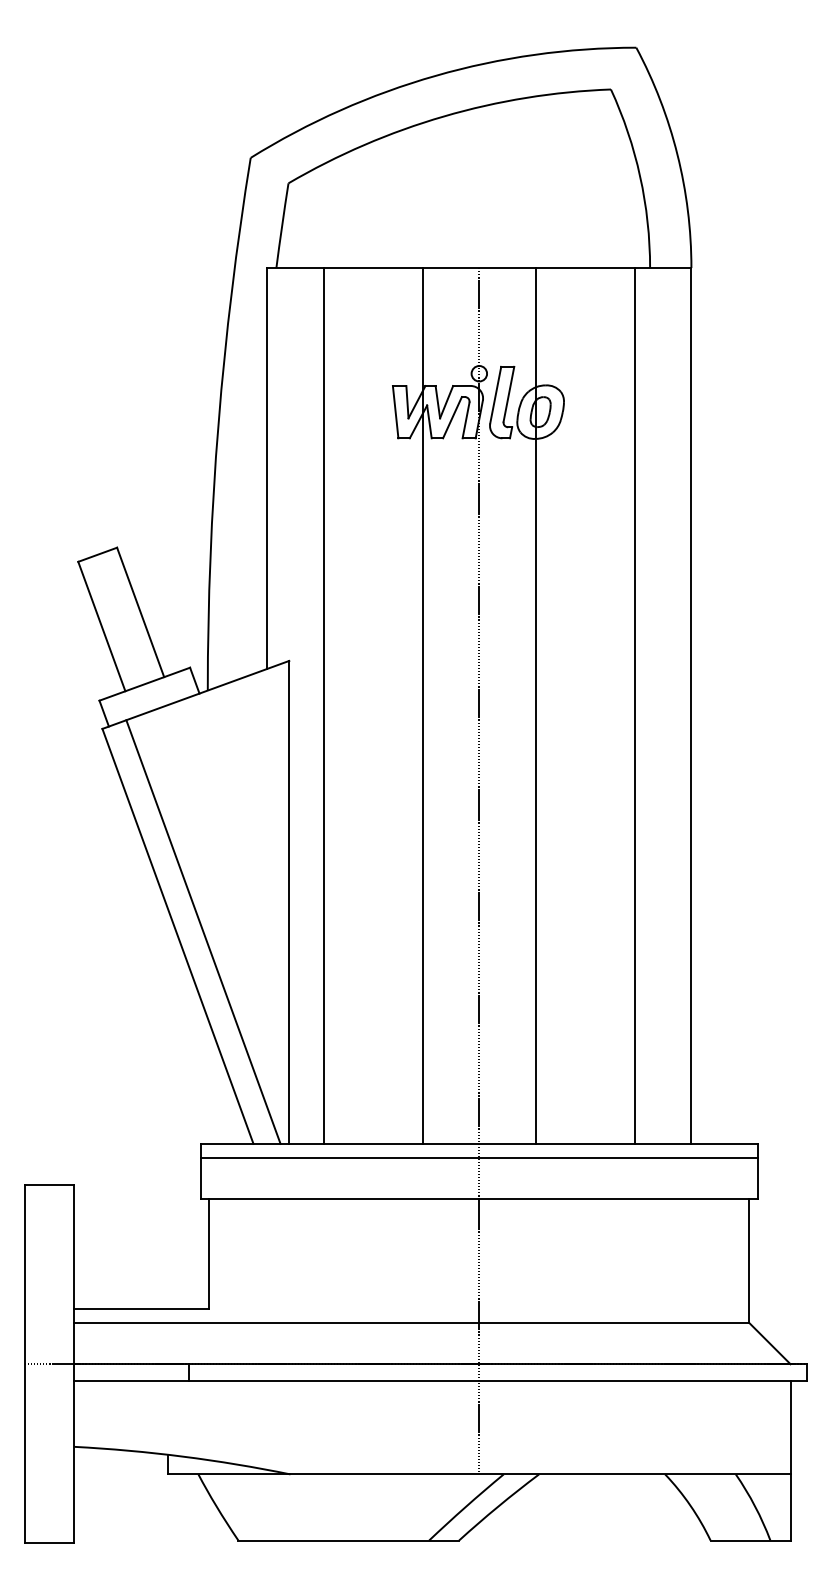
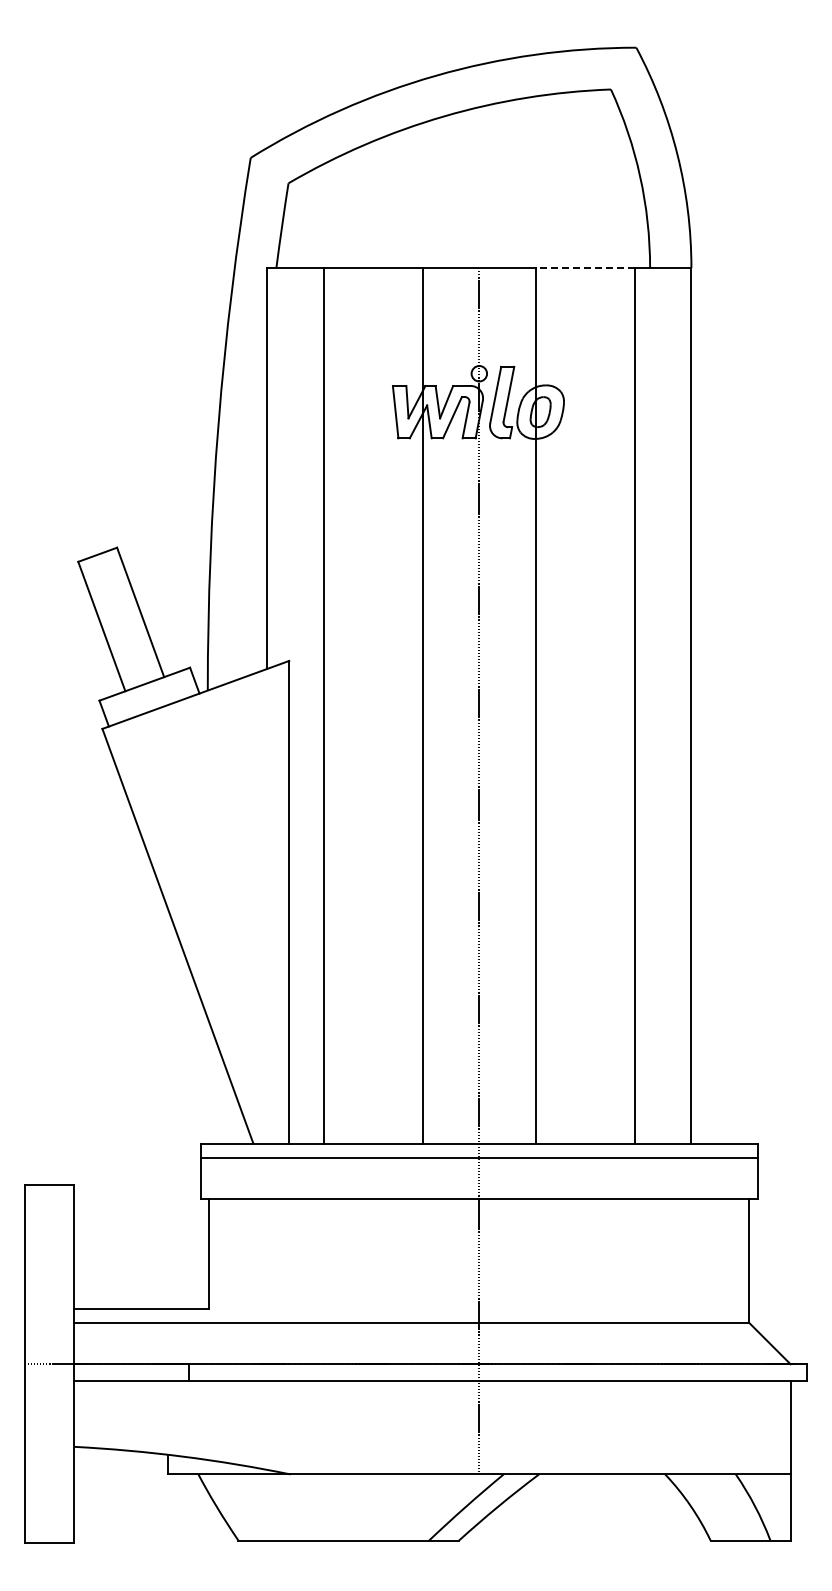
line: solid -> dashed (584, 268)
line: present -> none (203, 931)
